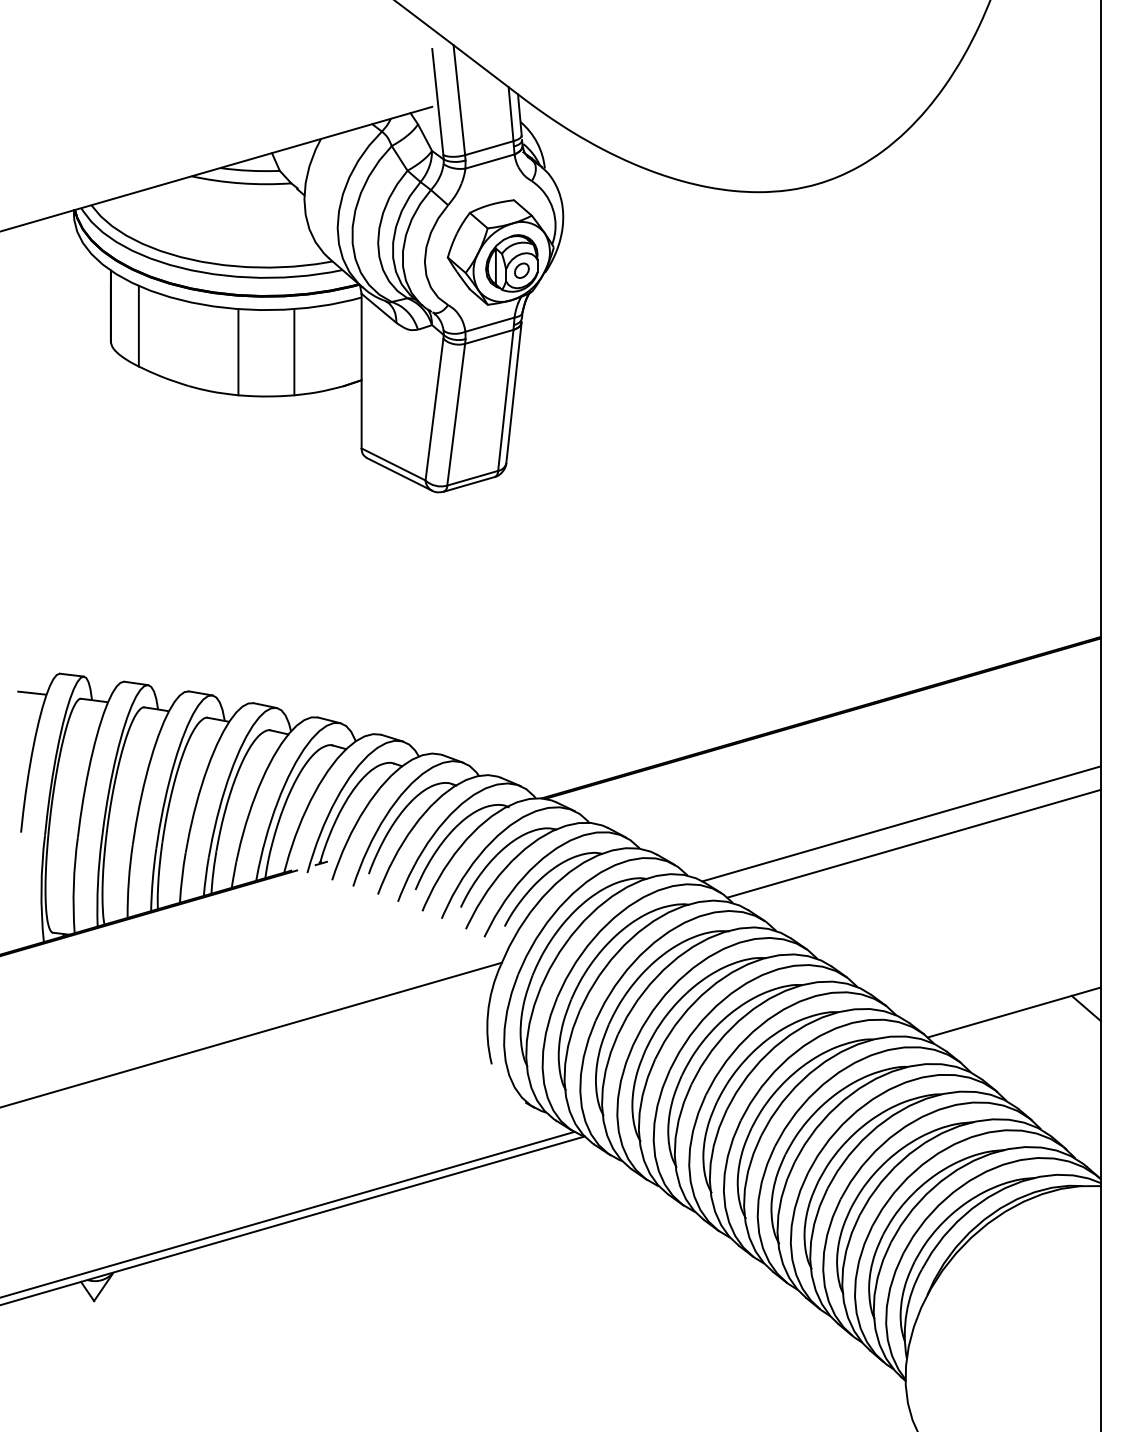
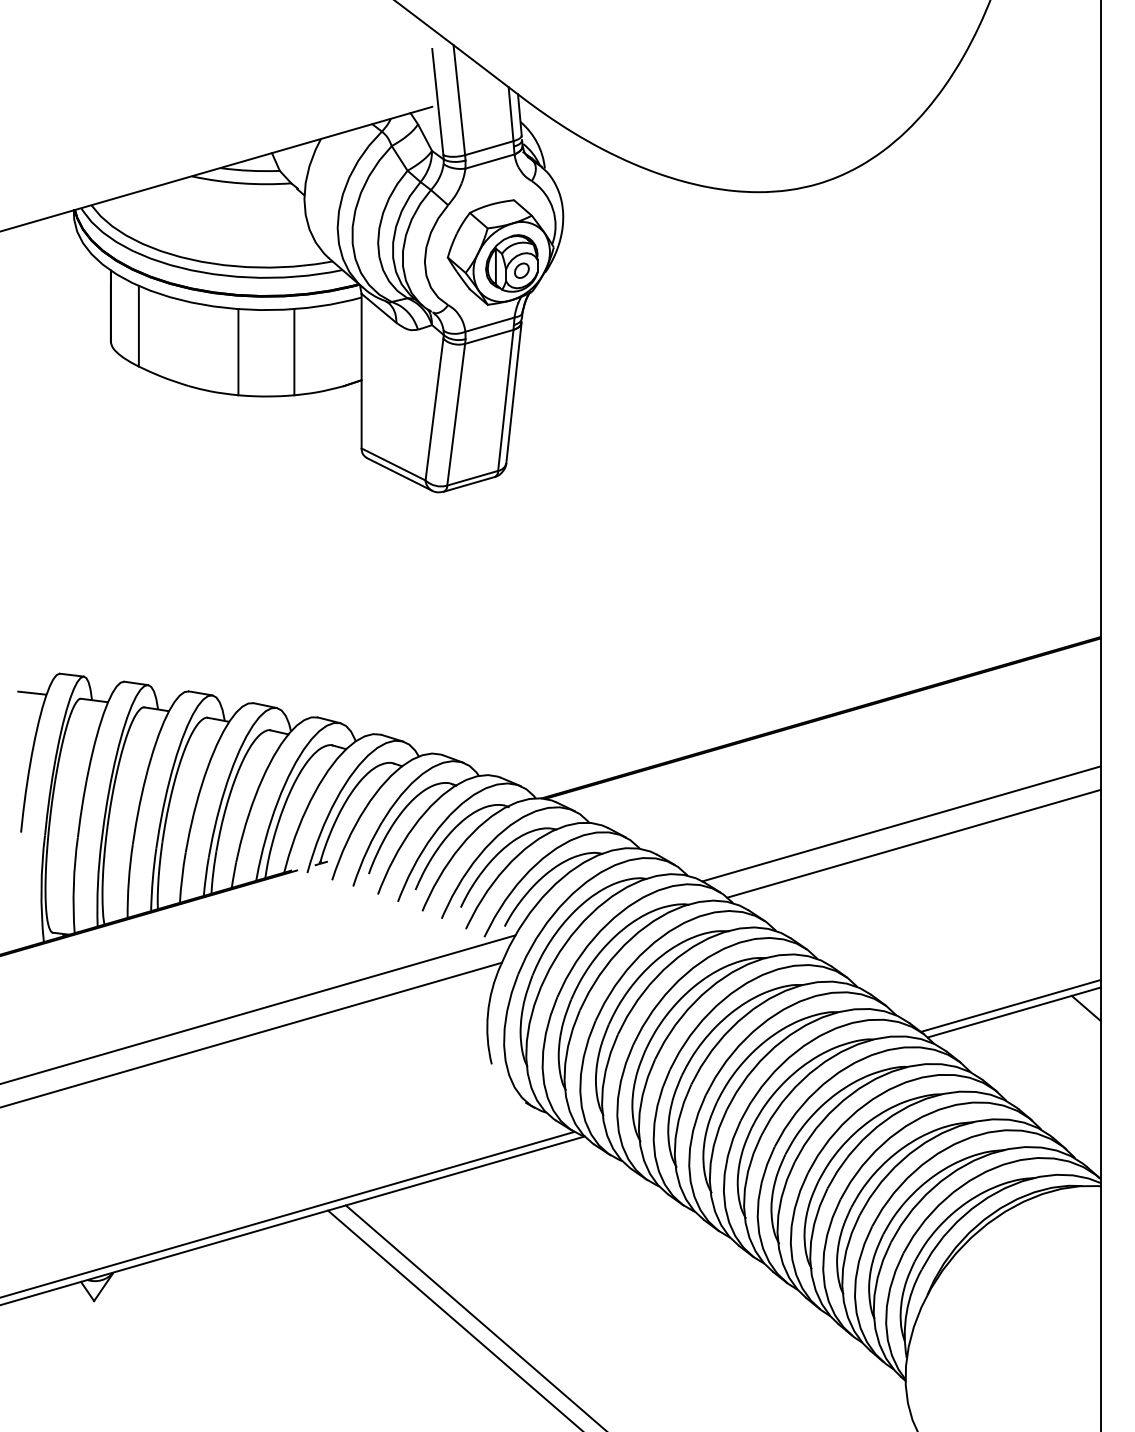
line: none -> present (1010, 1005)
line: none -> present (258, 1009)
line: none -> present (474, 1316)
line: none -> present (453, 1319)
